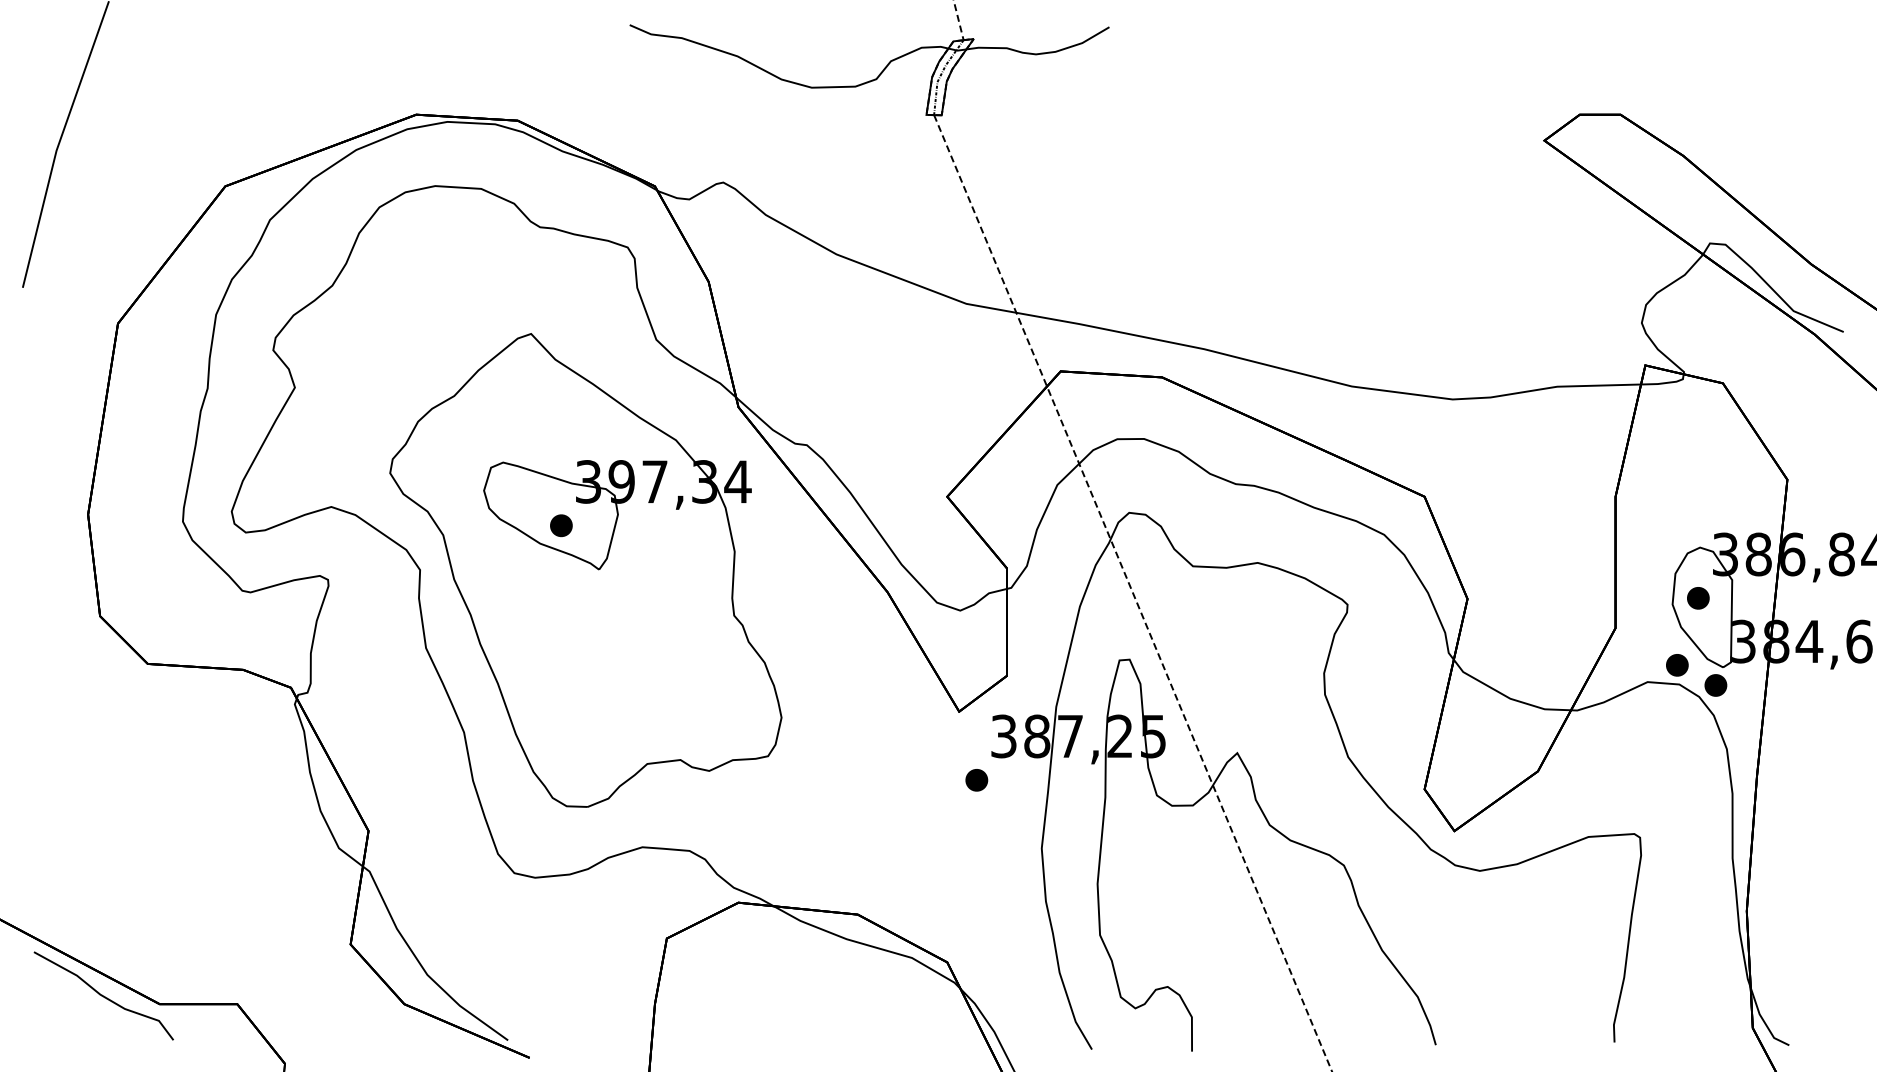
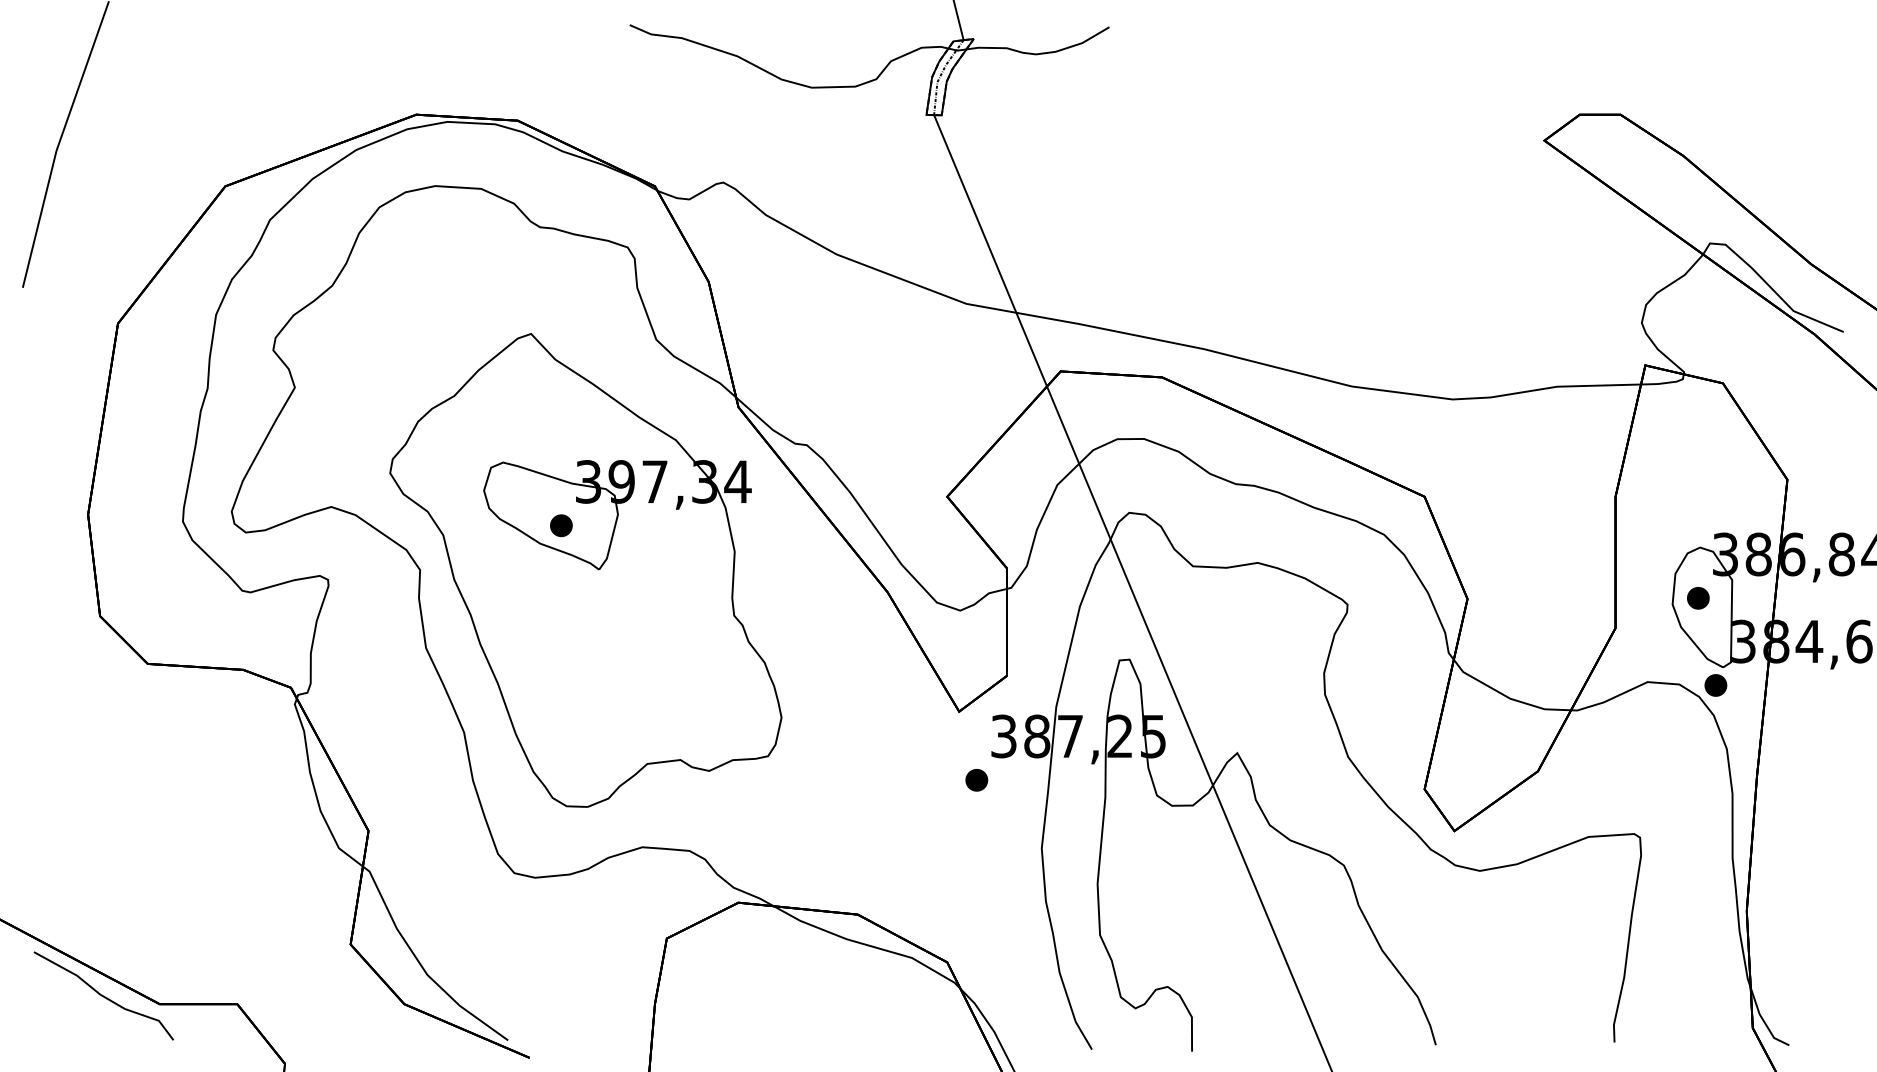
line: dashed -> solid (958, 20)
line: dashed -> solid (1133, 593)
part: present -> none (1677, 665)
